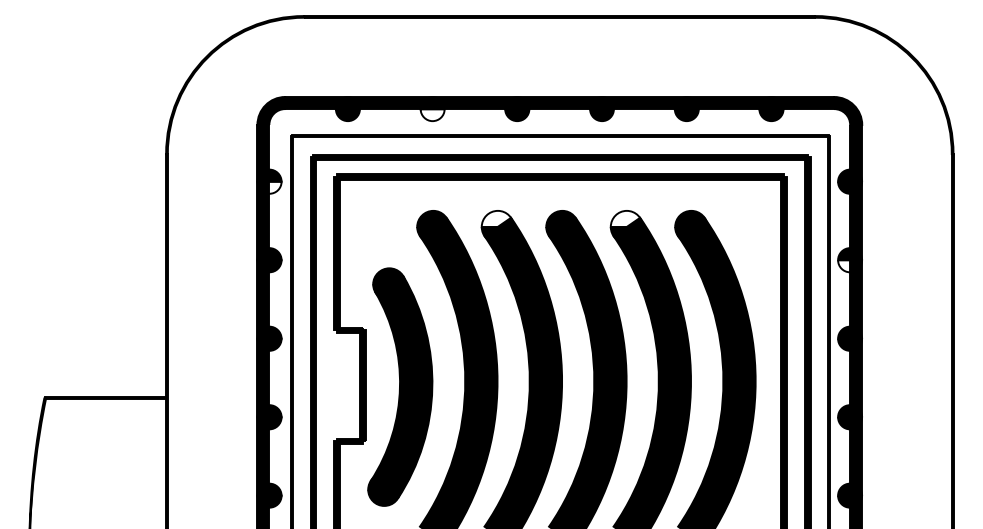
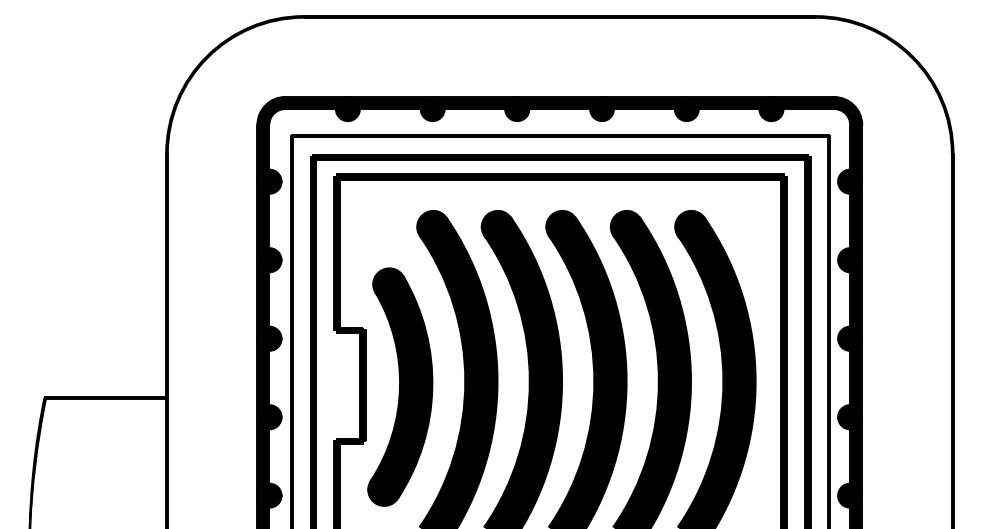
fill: none -> present (432, 115)
fill: none -> present (269, 187)
fill: none -> present (497, 218)
fill: none -> present (626, 218)
fill: none -> present (850, 266)
